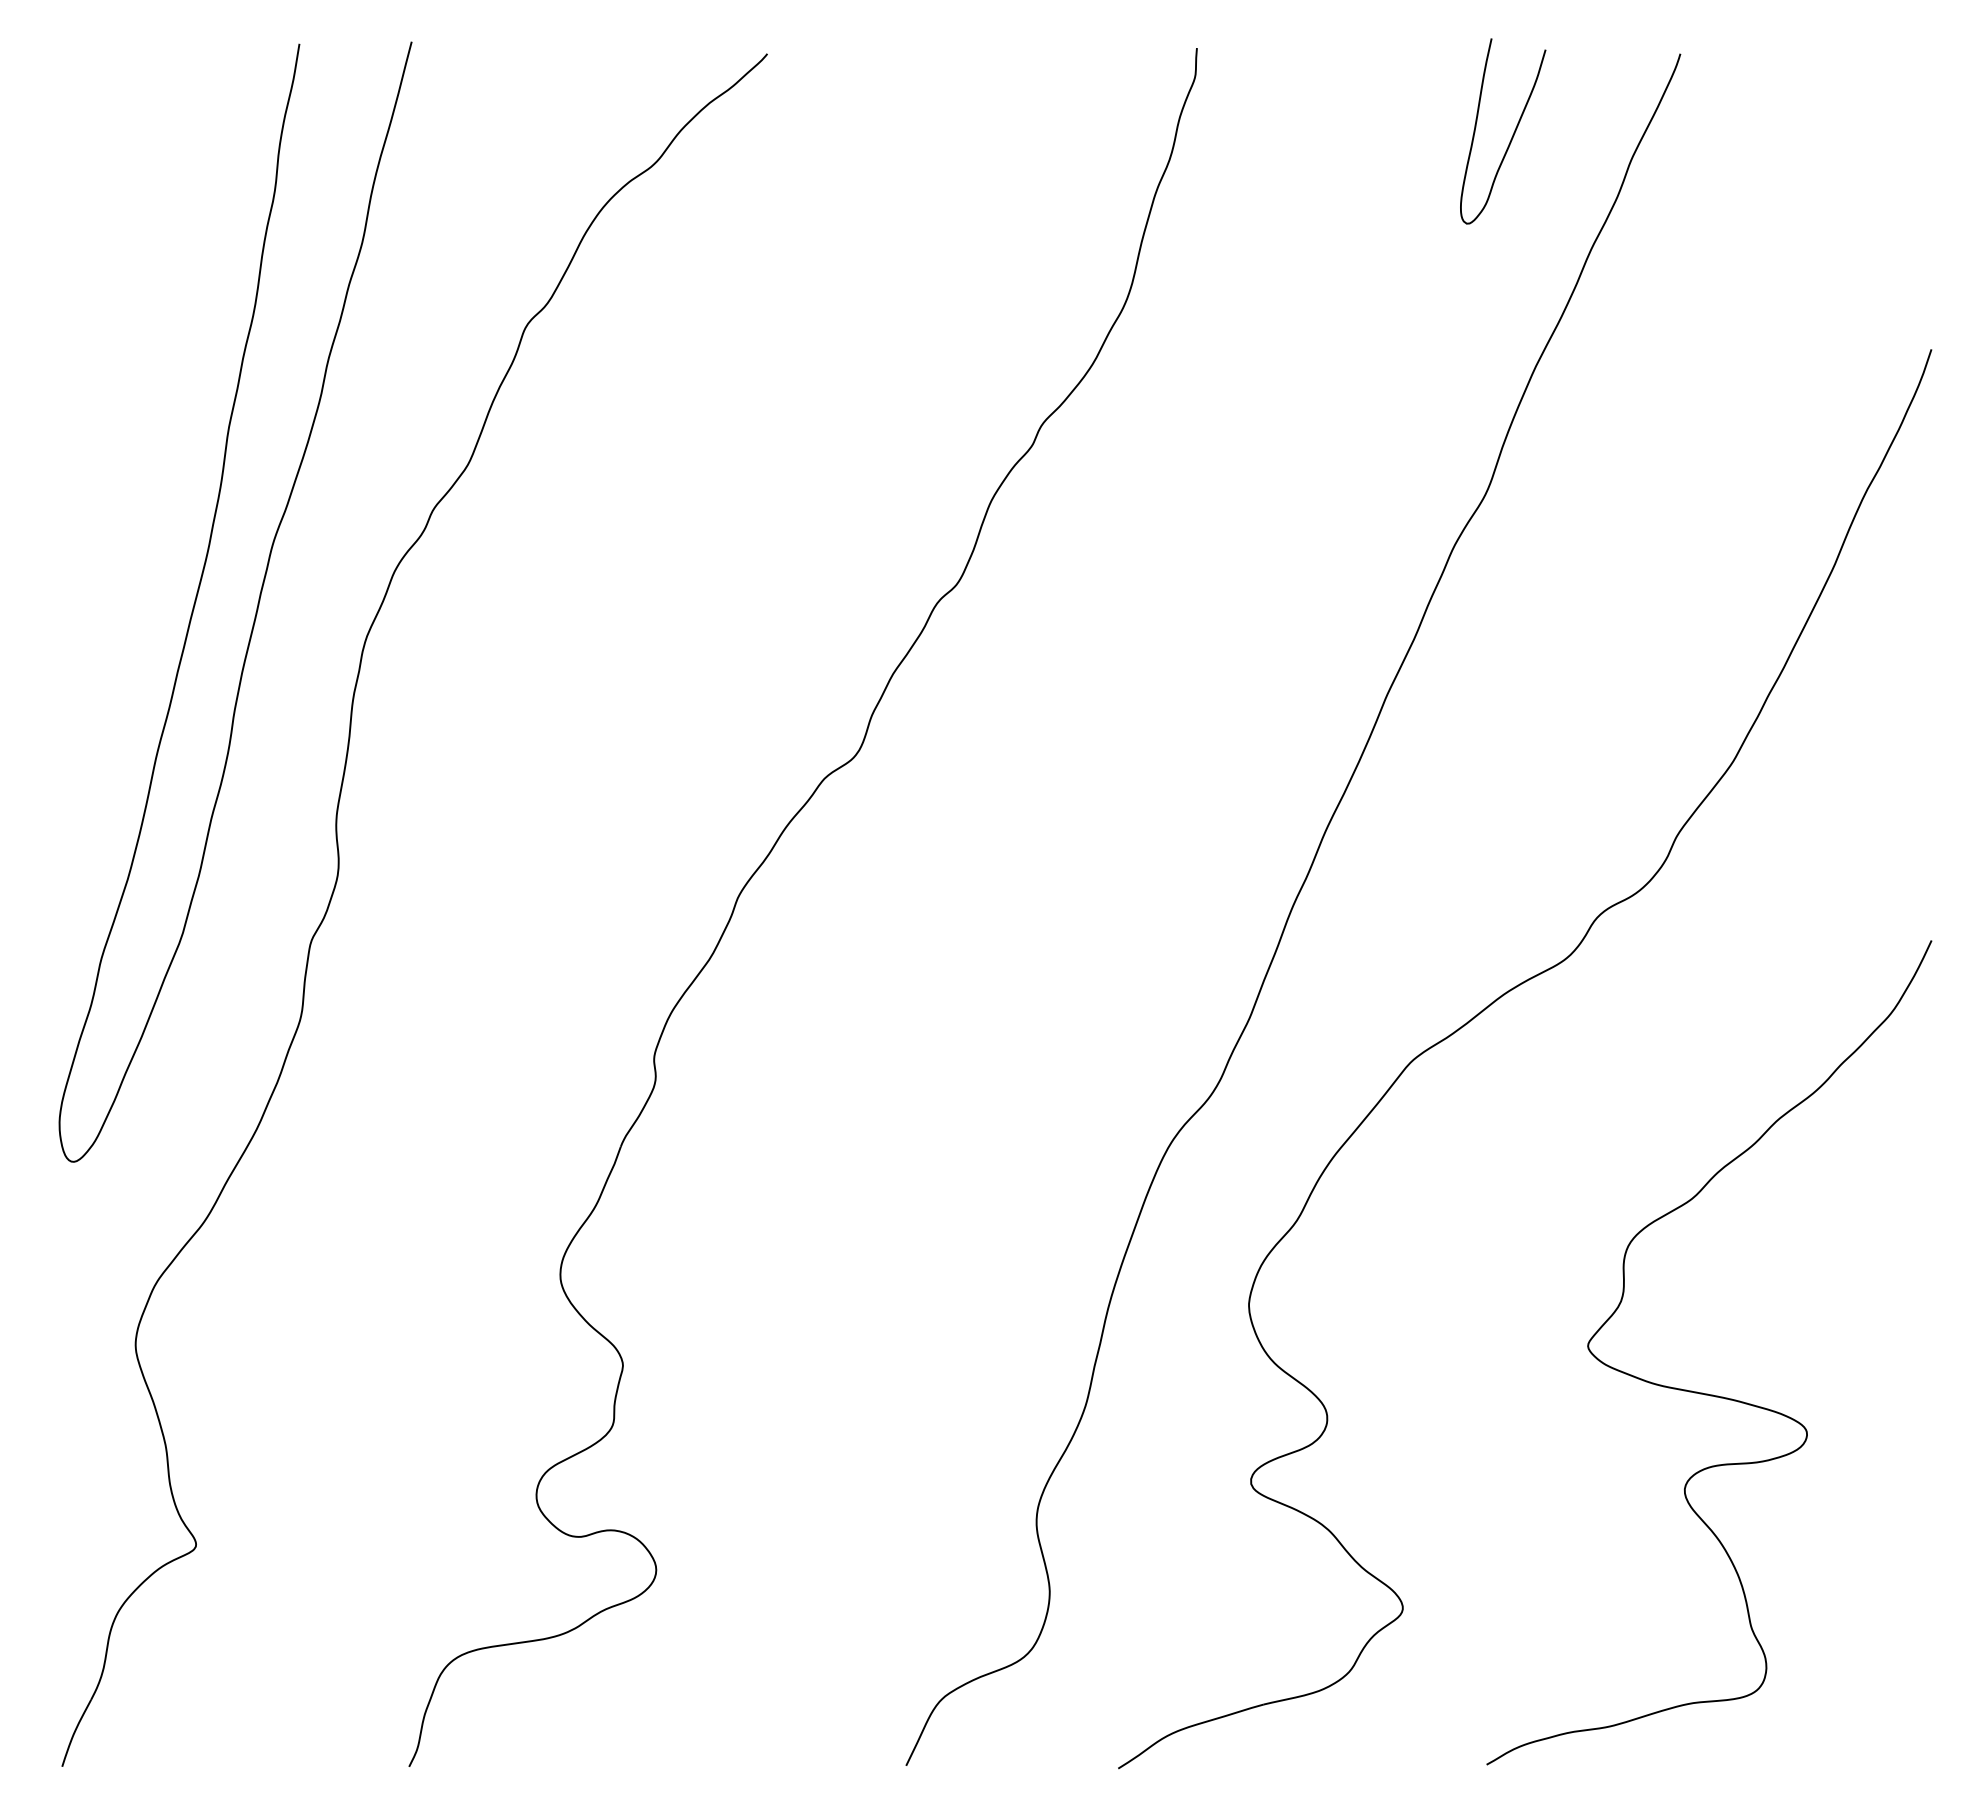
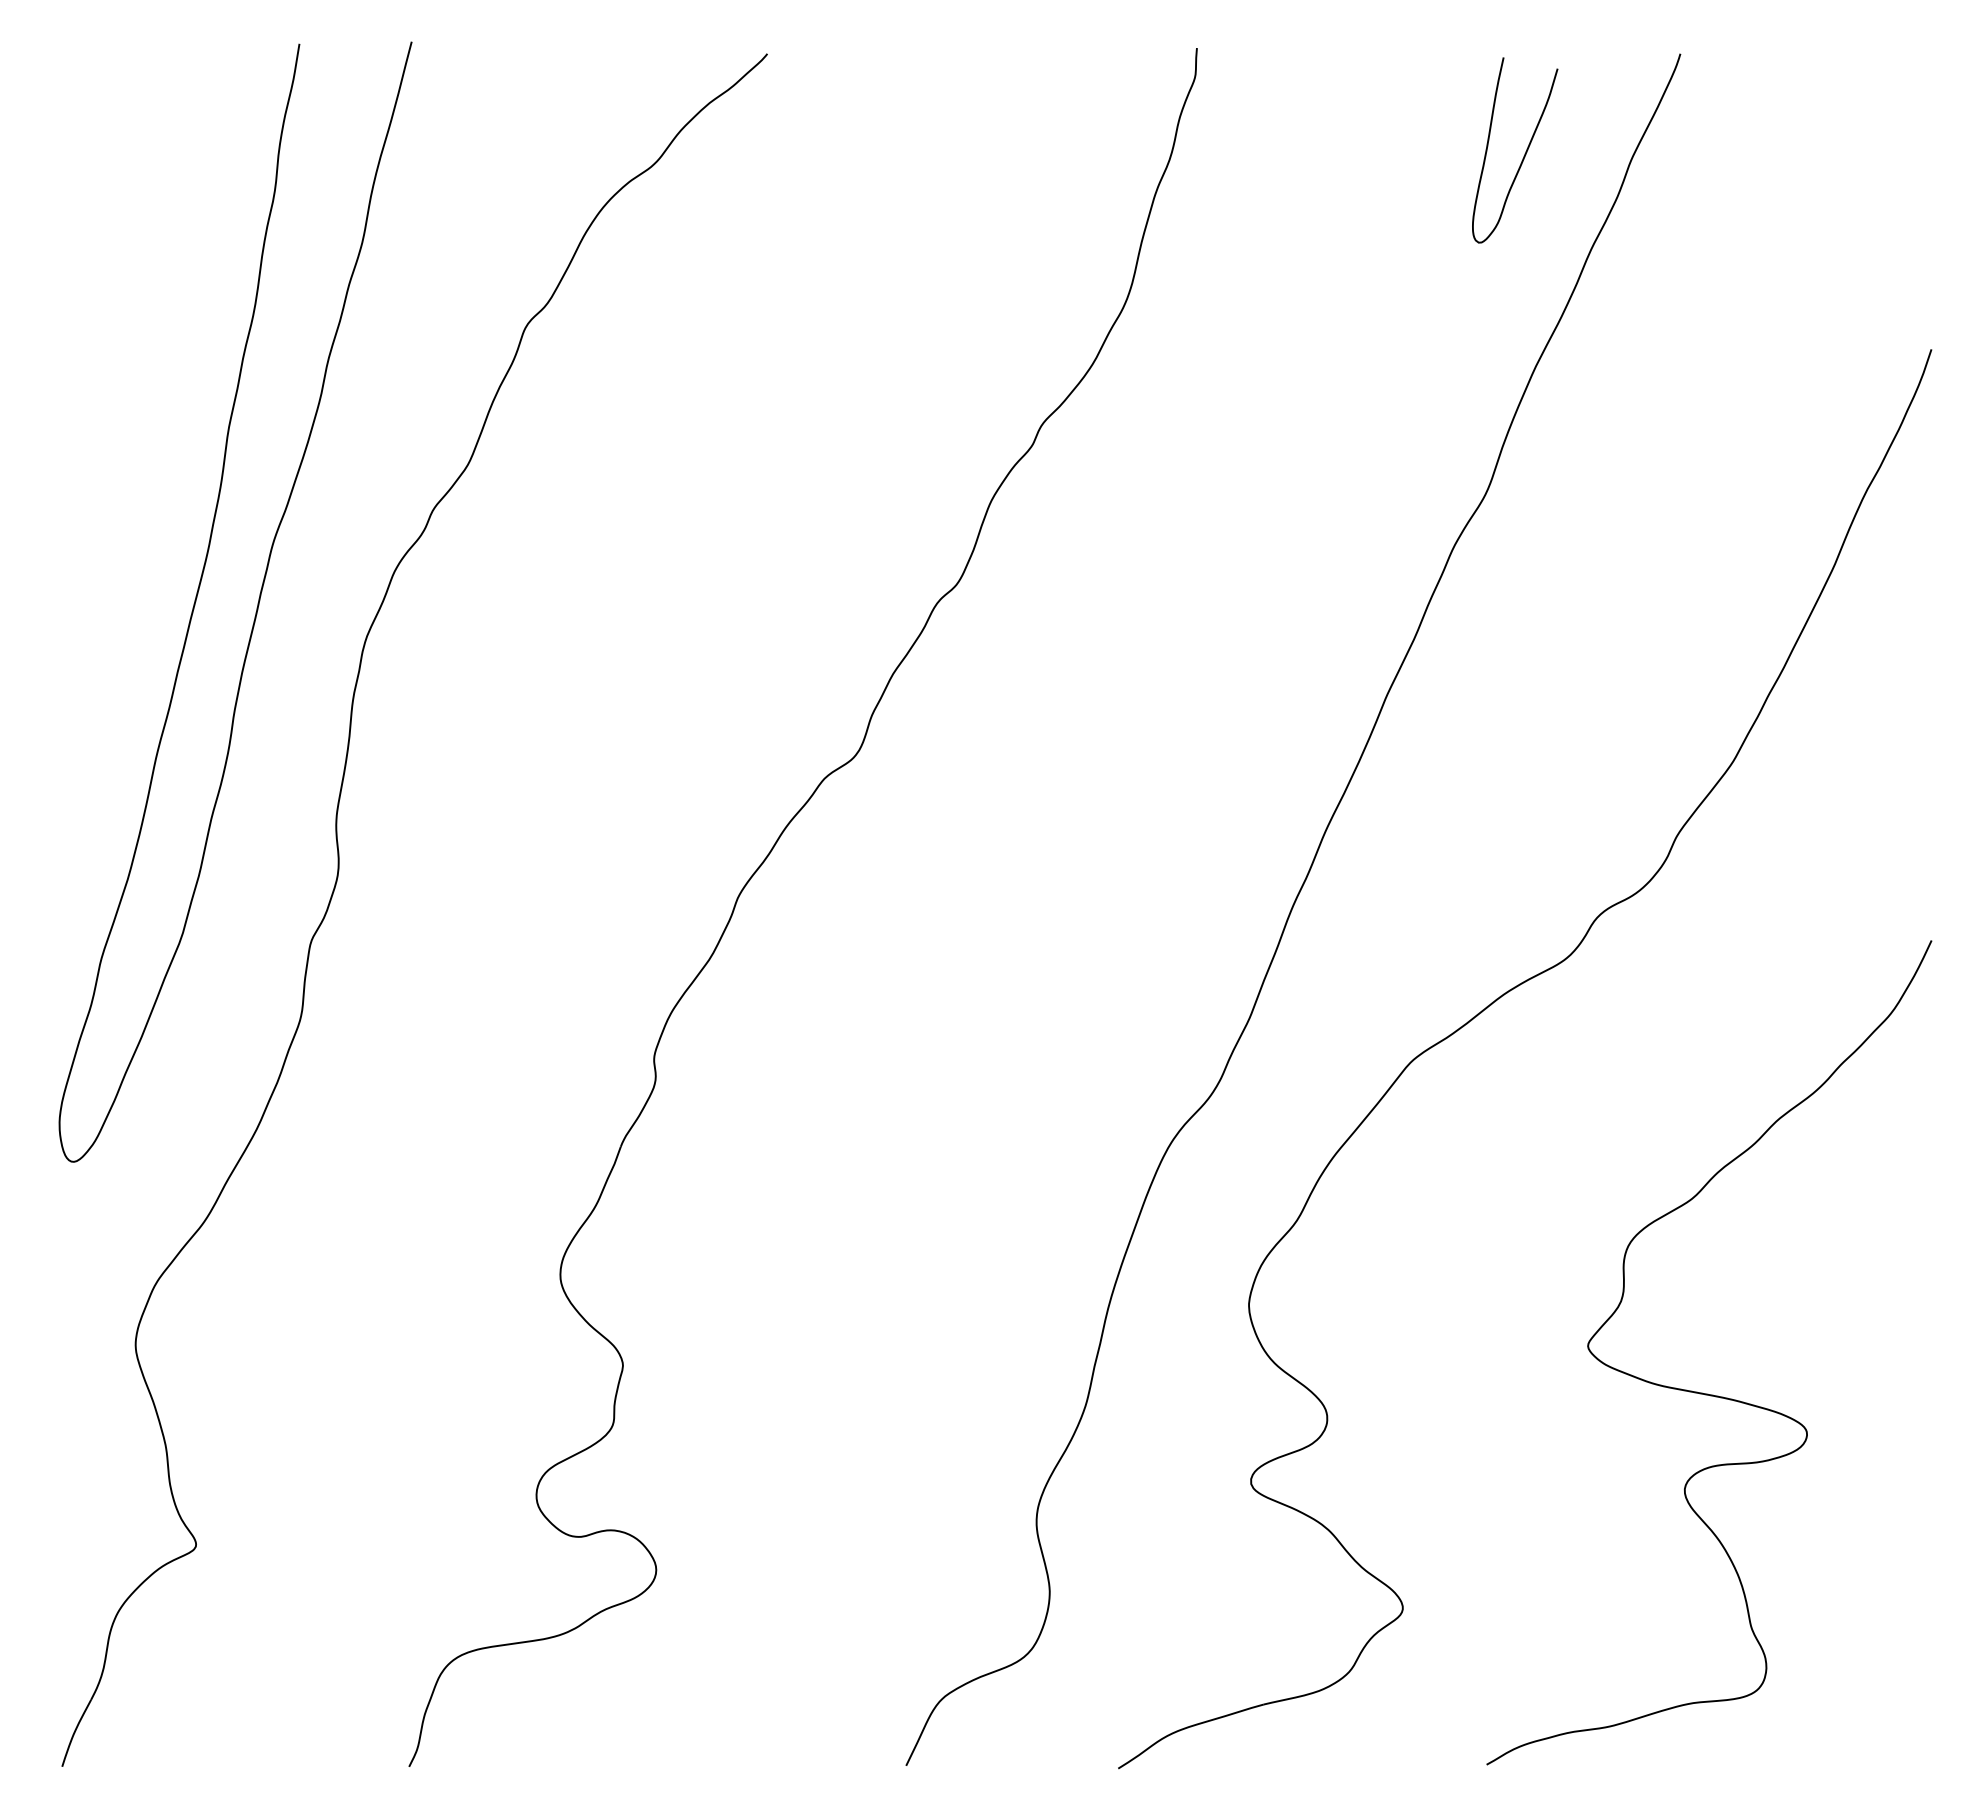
curve position: (1512, 134) -> (1524, 153) (1524, 153)
